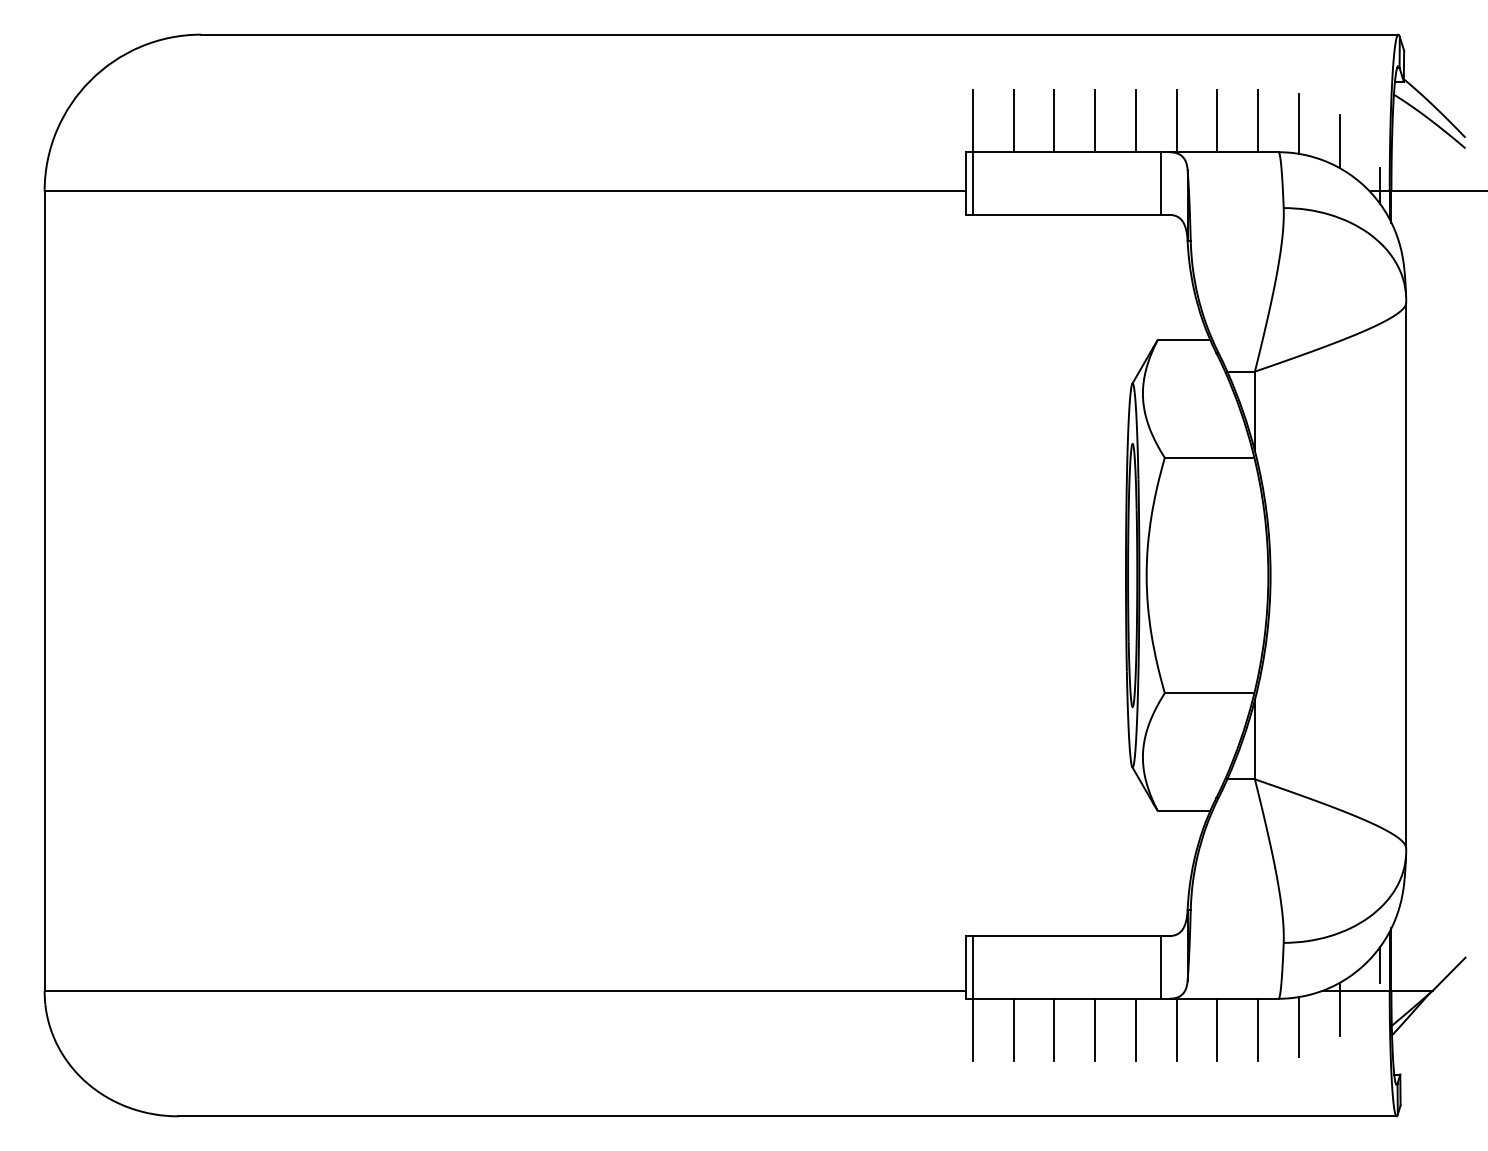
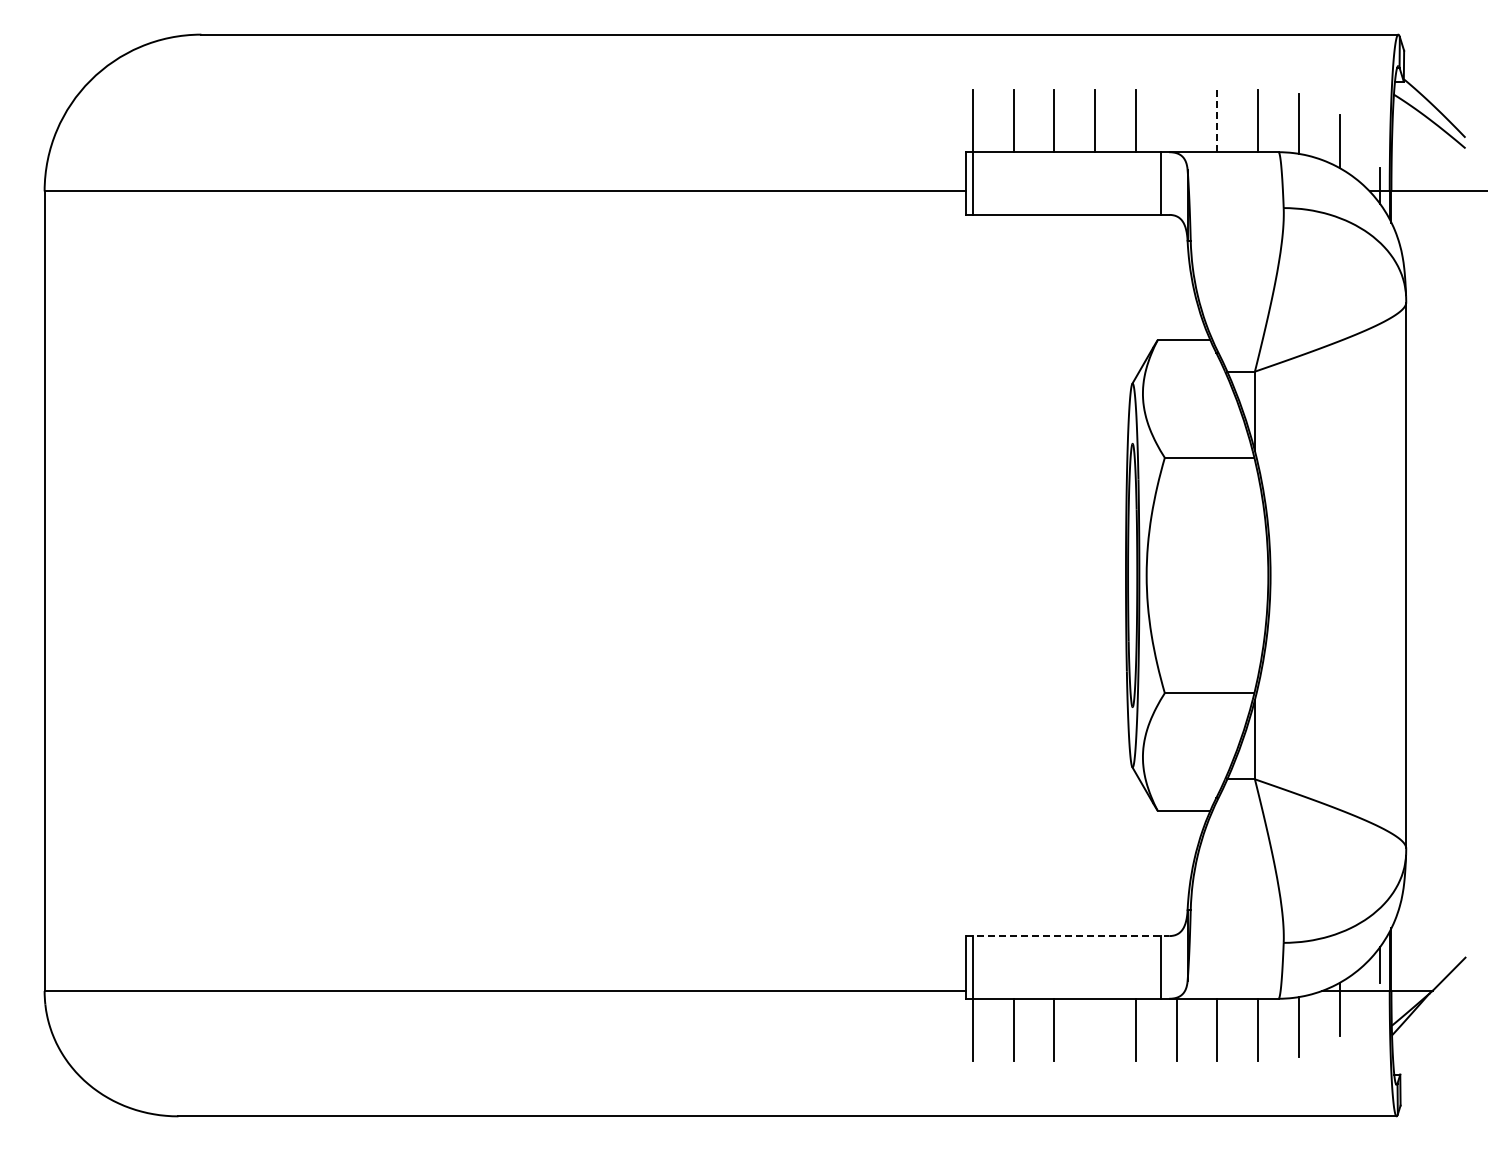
line: present -> none (1176, 120)
line: solid -> dashed (1217, 121)
line: solid -> dashed (1067, 936)
line: present -> none (1095, 1029)
